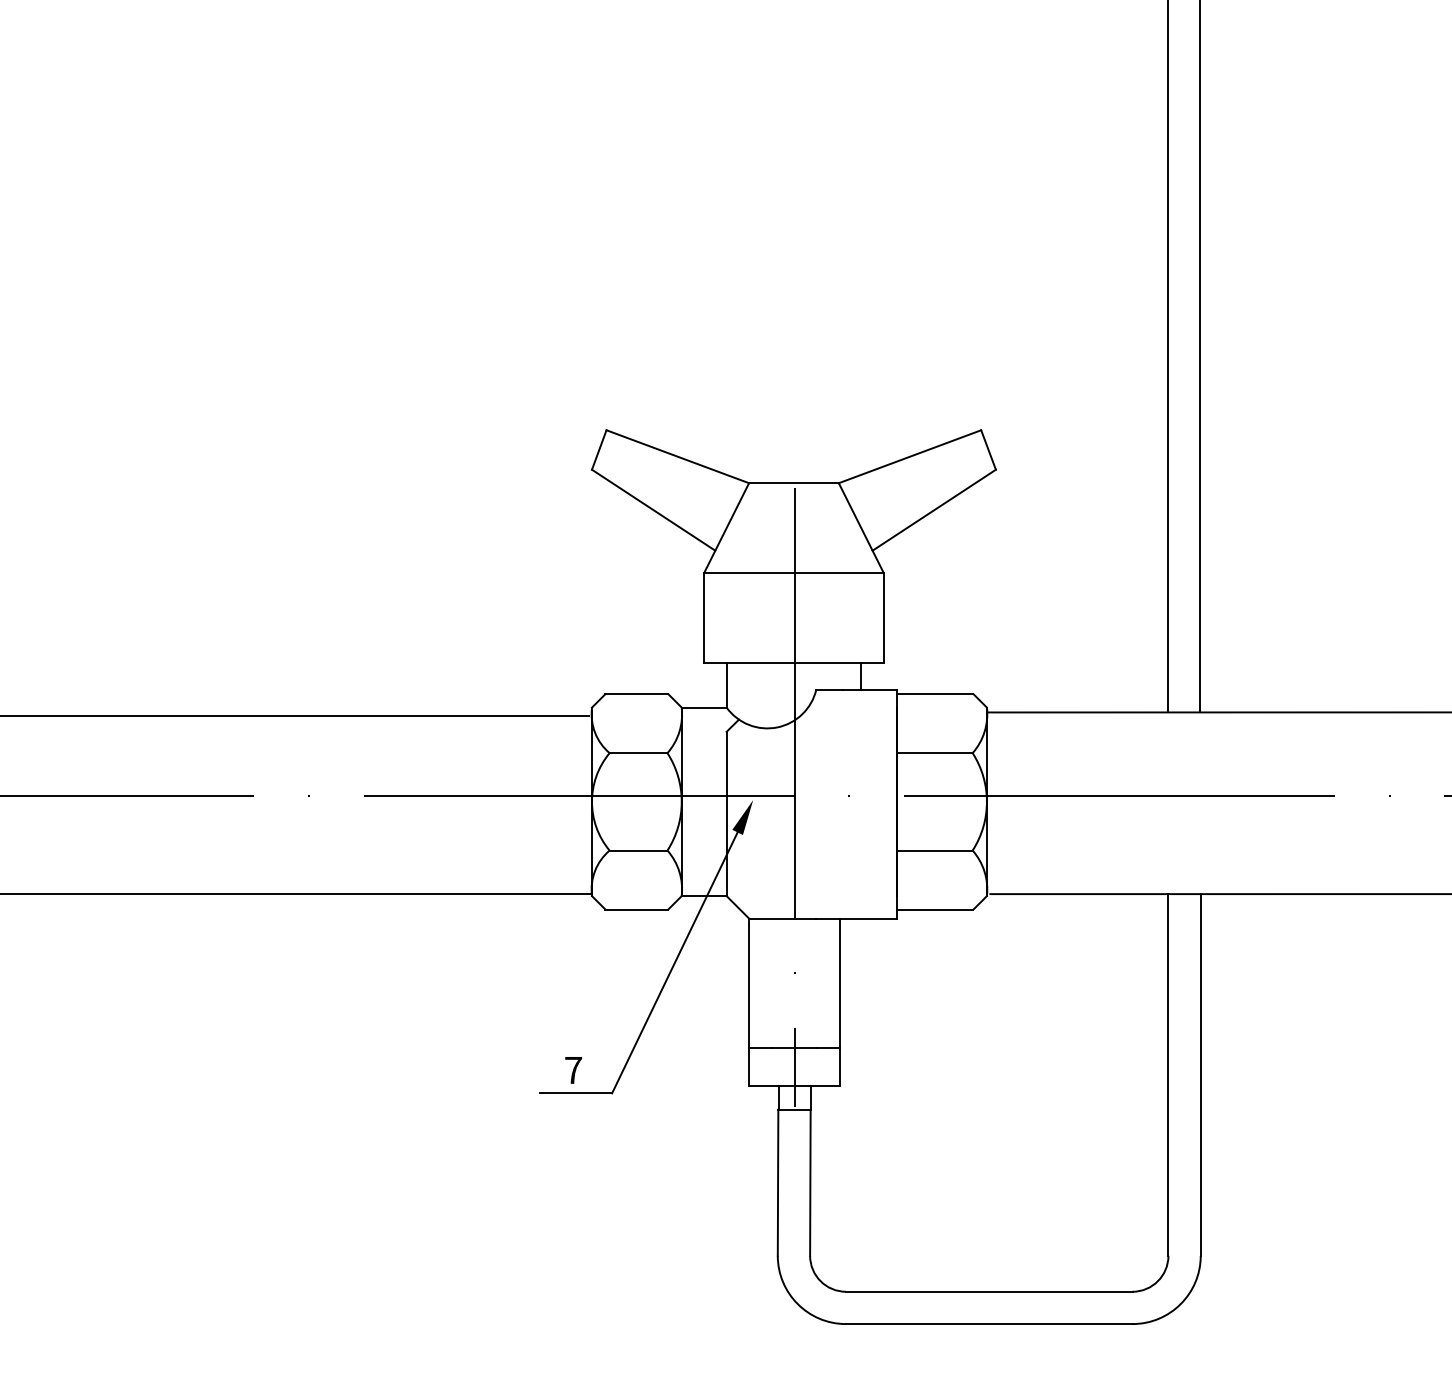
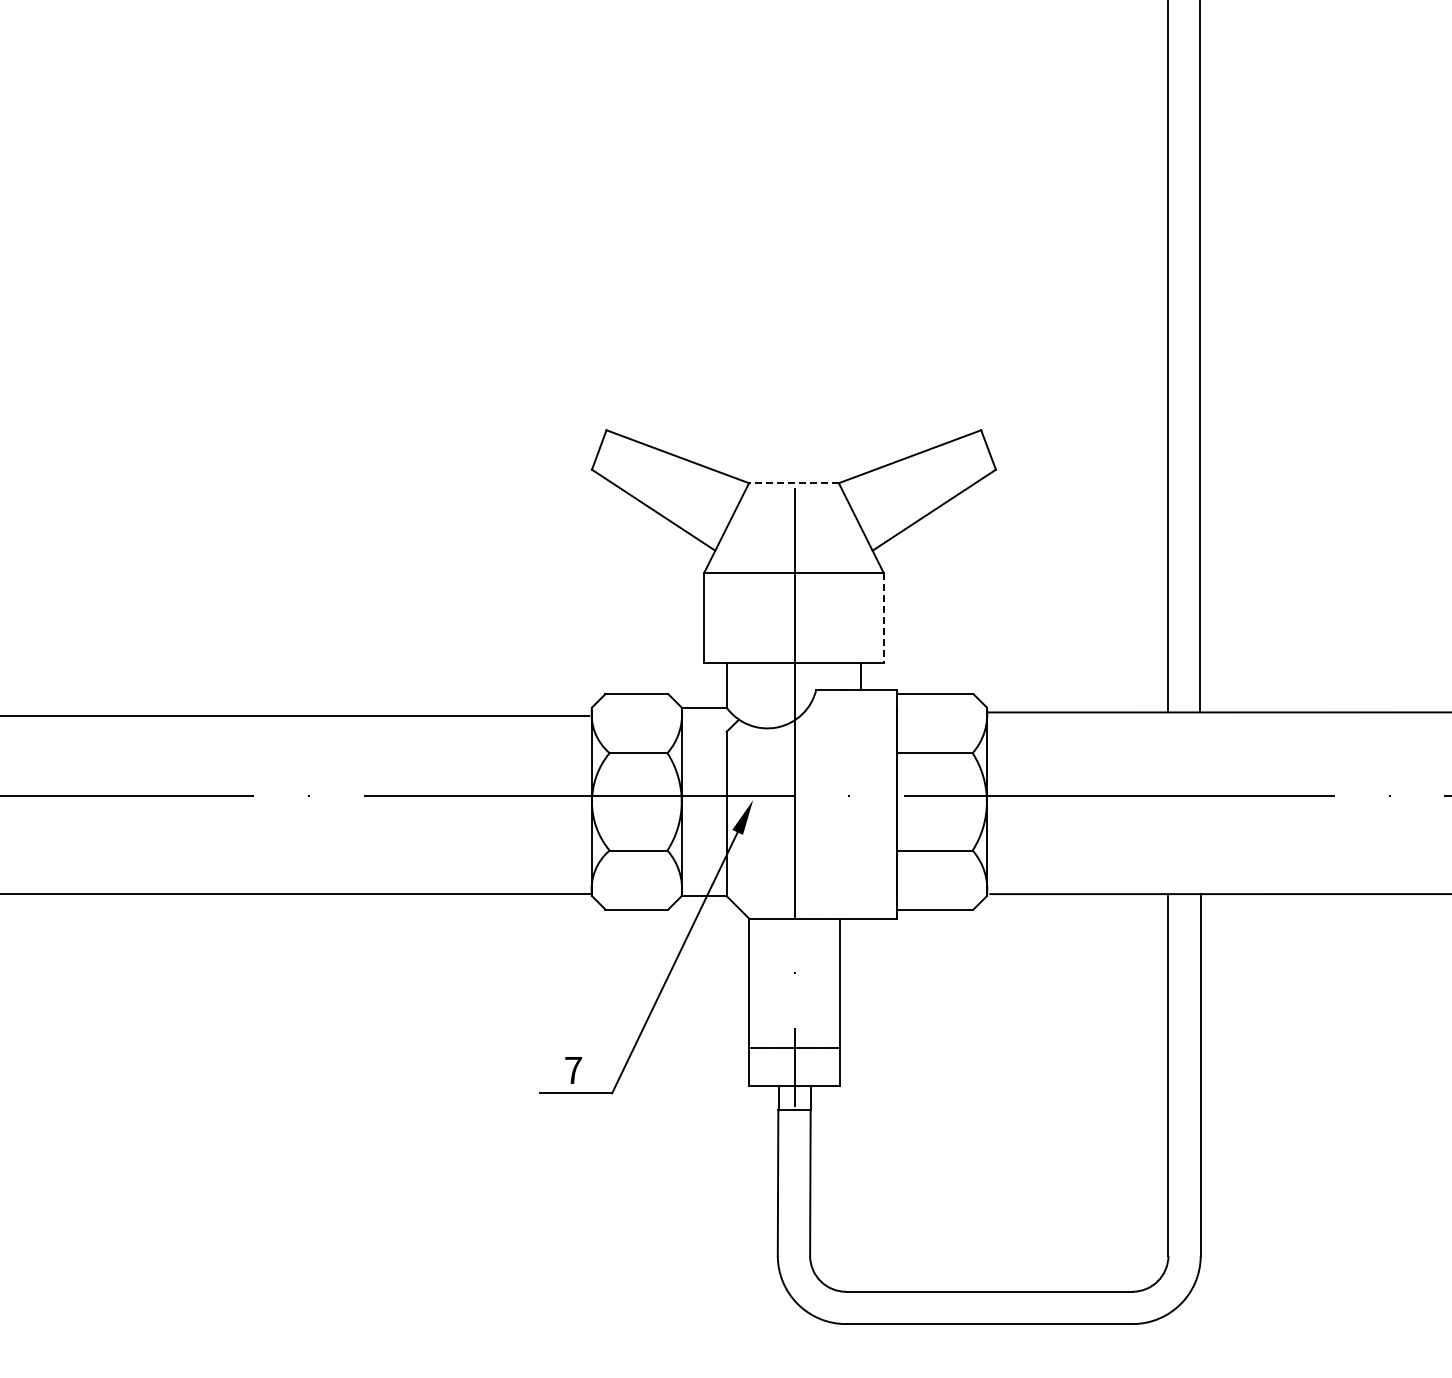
line: solid -> dashed (793, 483)
line: solid -> dashed (883, 617)
